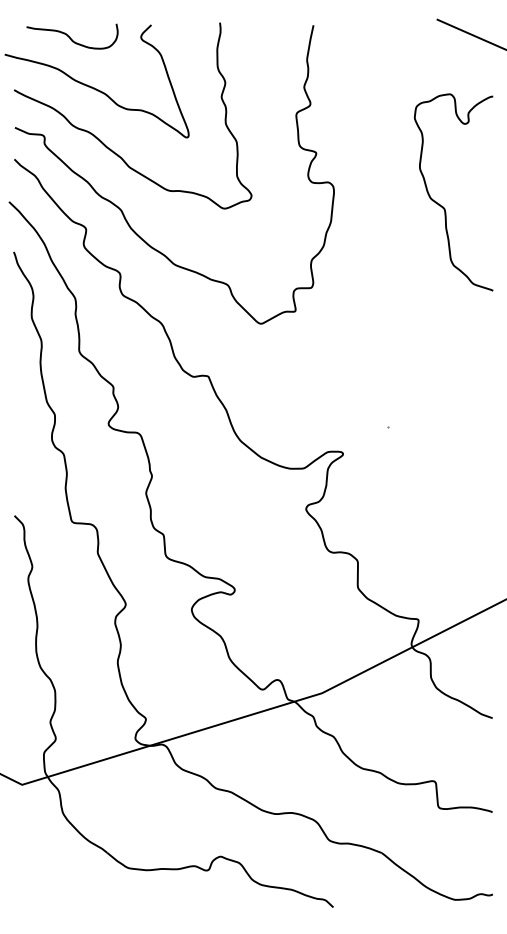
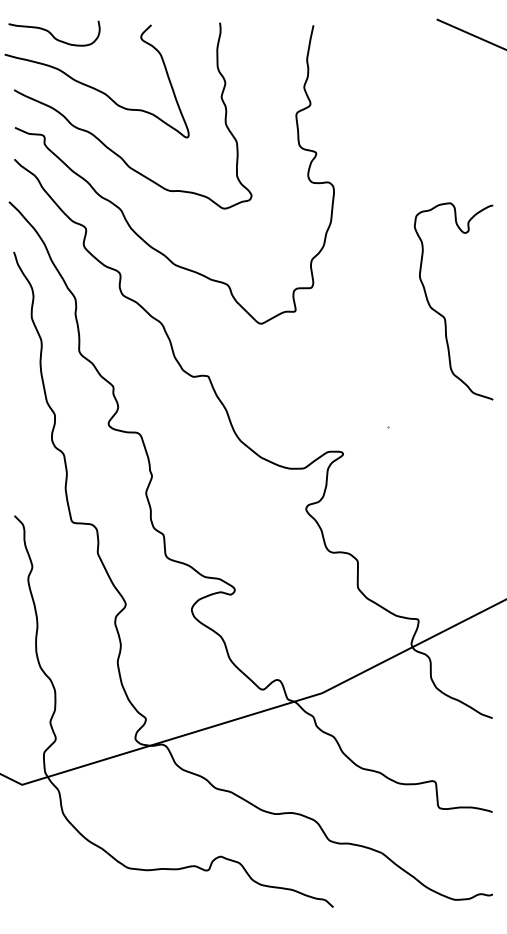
curve position: (70, 37) -> (52, 34) (52, 34)
curve position: (443, 206) -> (443, 315) (443, 315)
